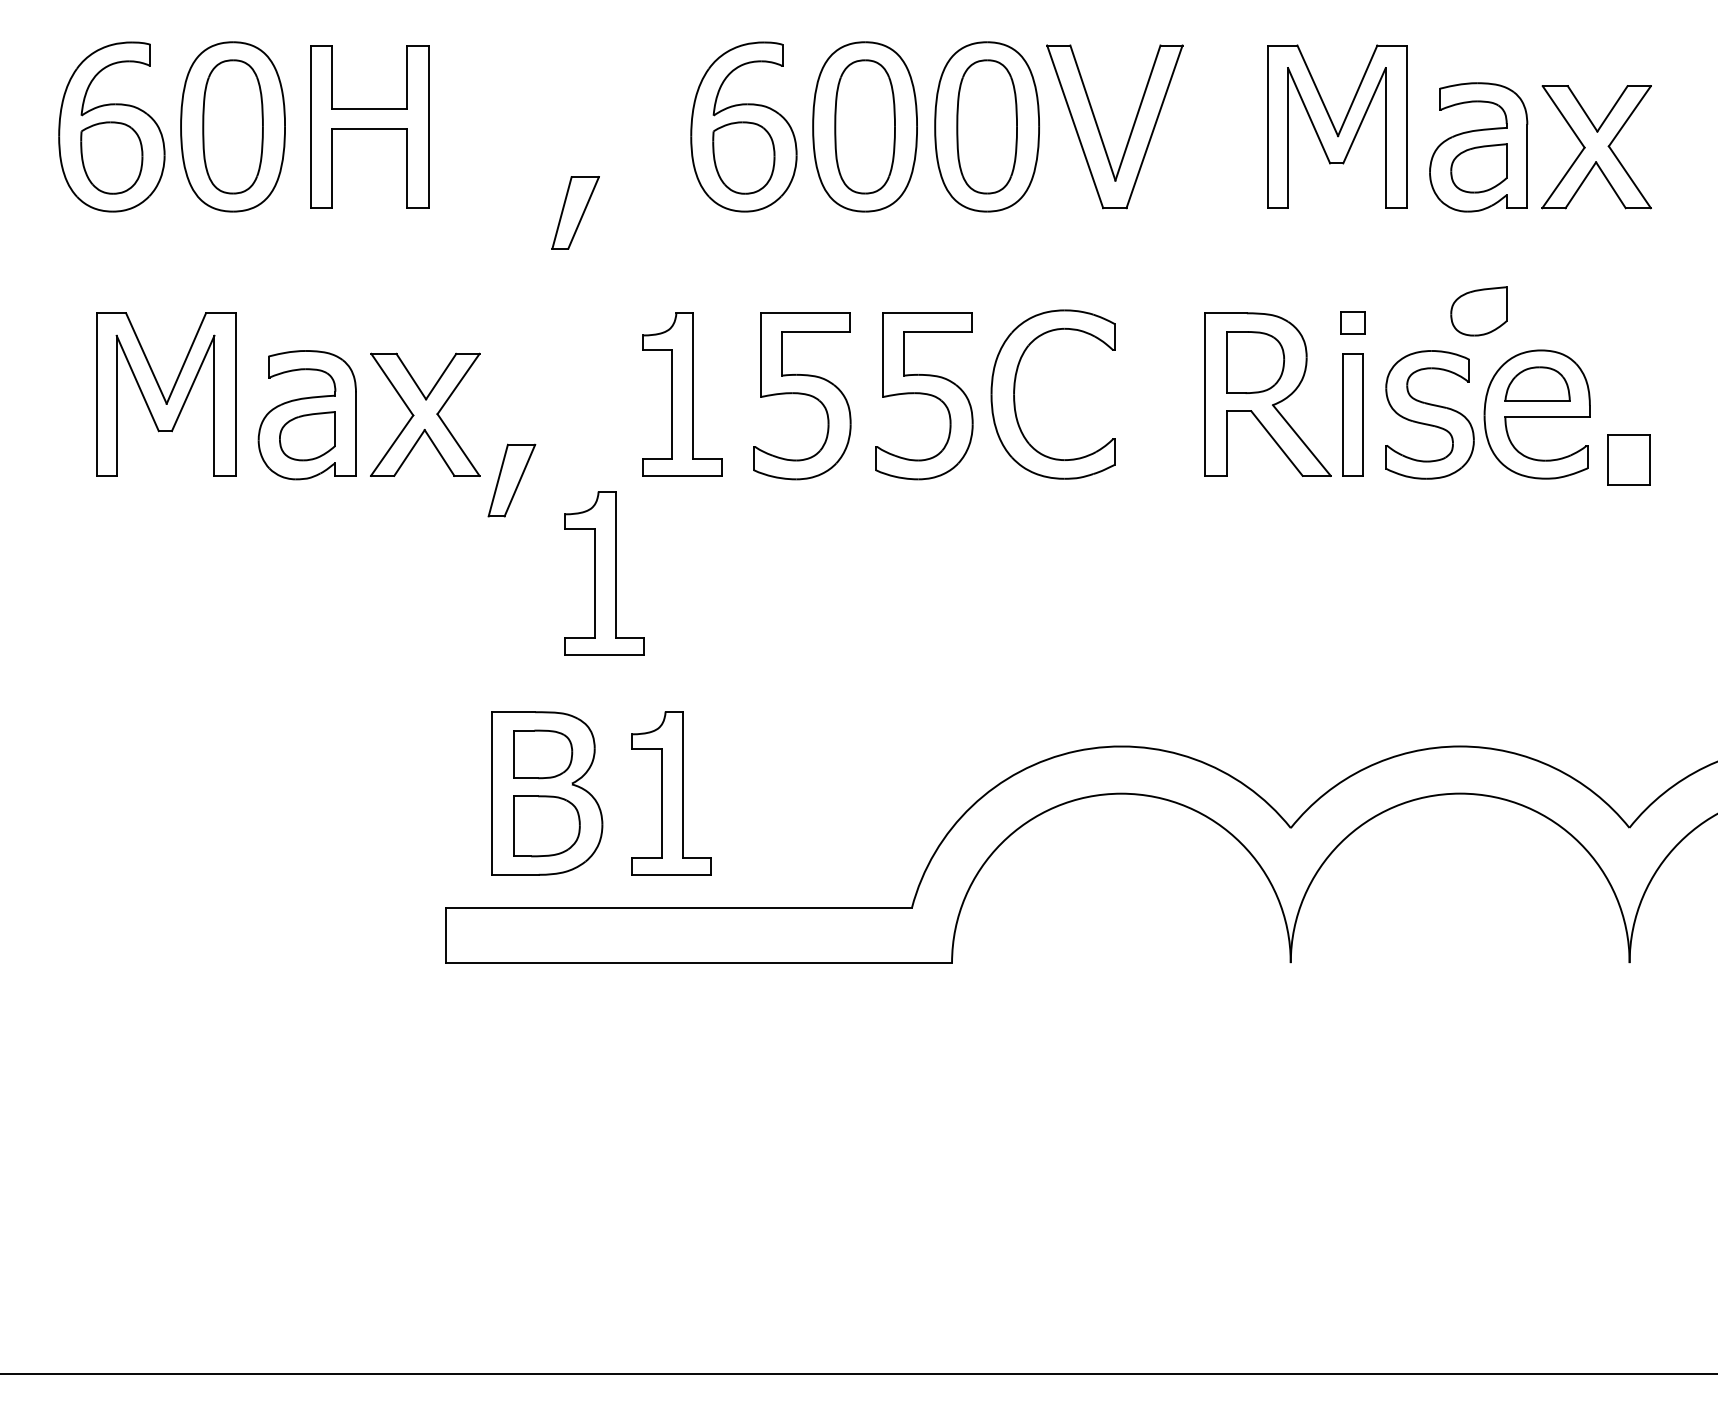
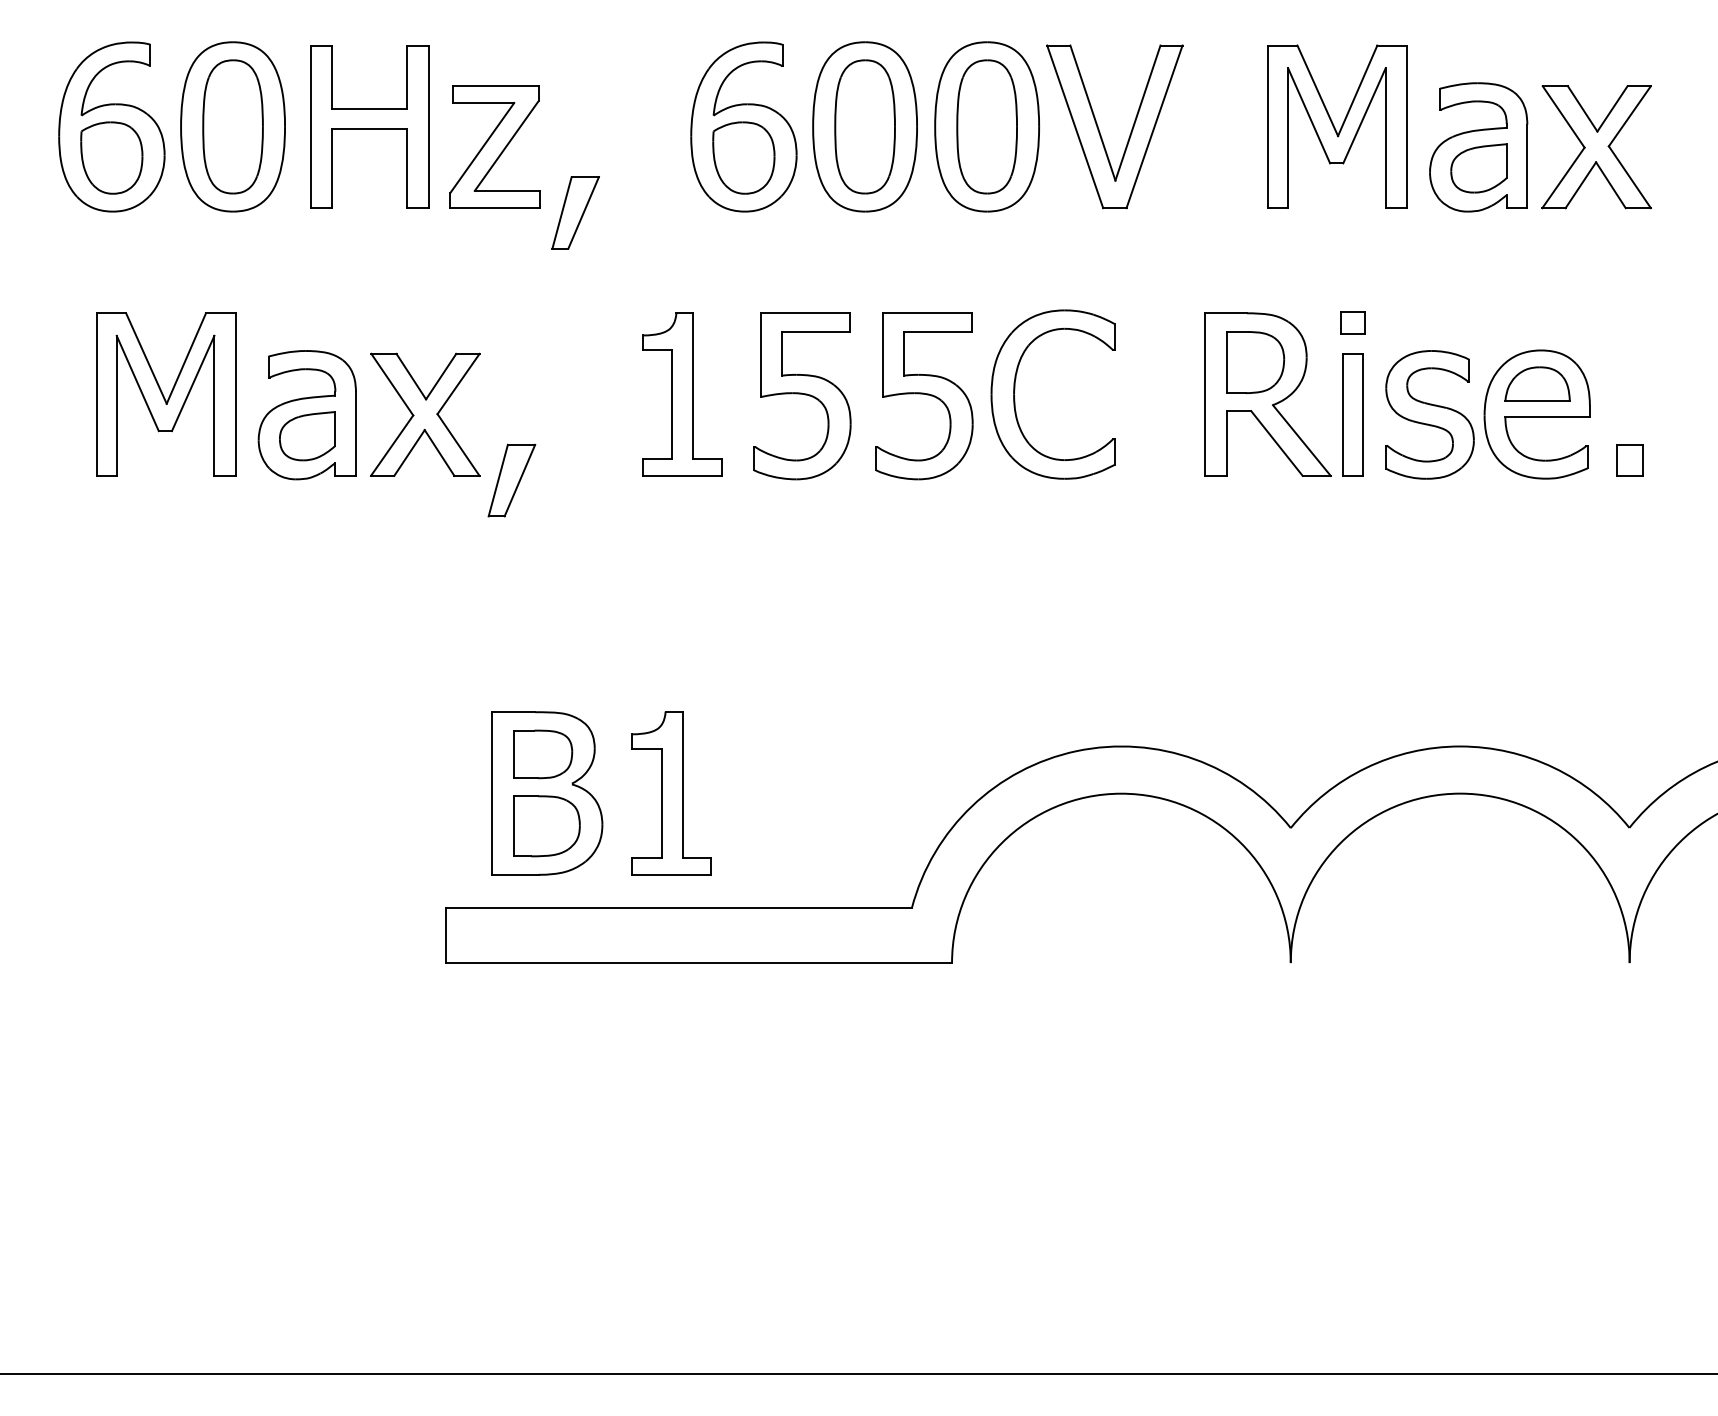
part: none -> present (494, 146)
part: present -> none (1478, 311)
part size: 44x52 px -> 28x33 px (1629, 460)
part: present -> none (604, 573)
